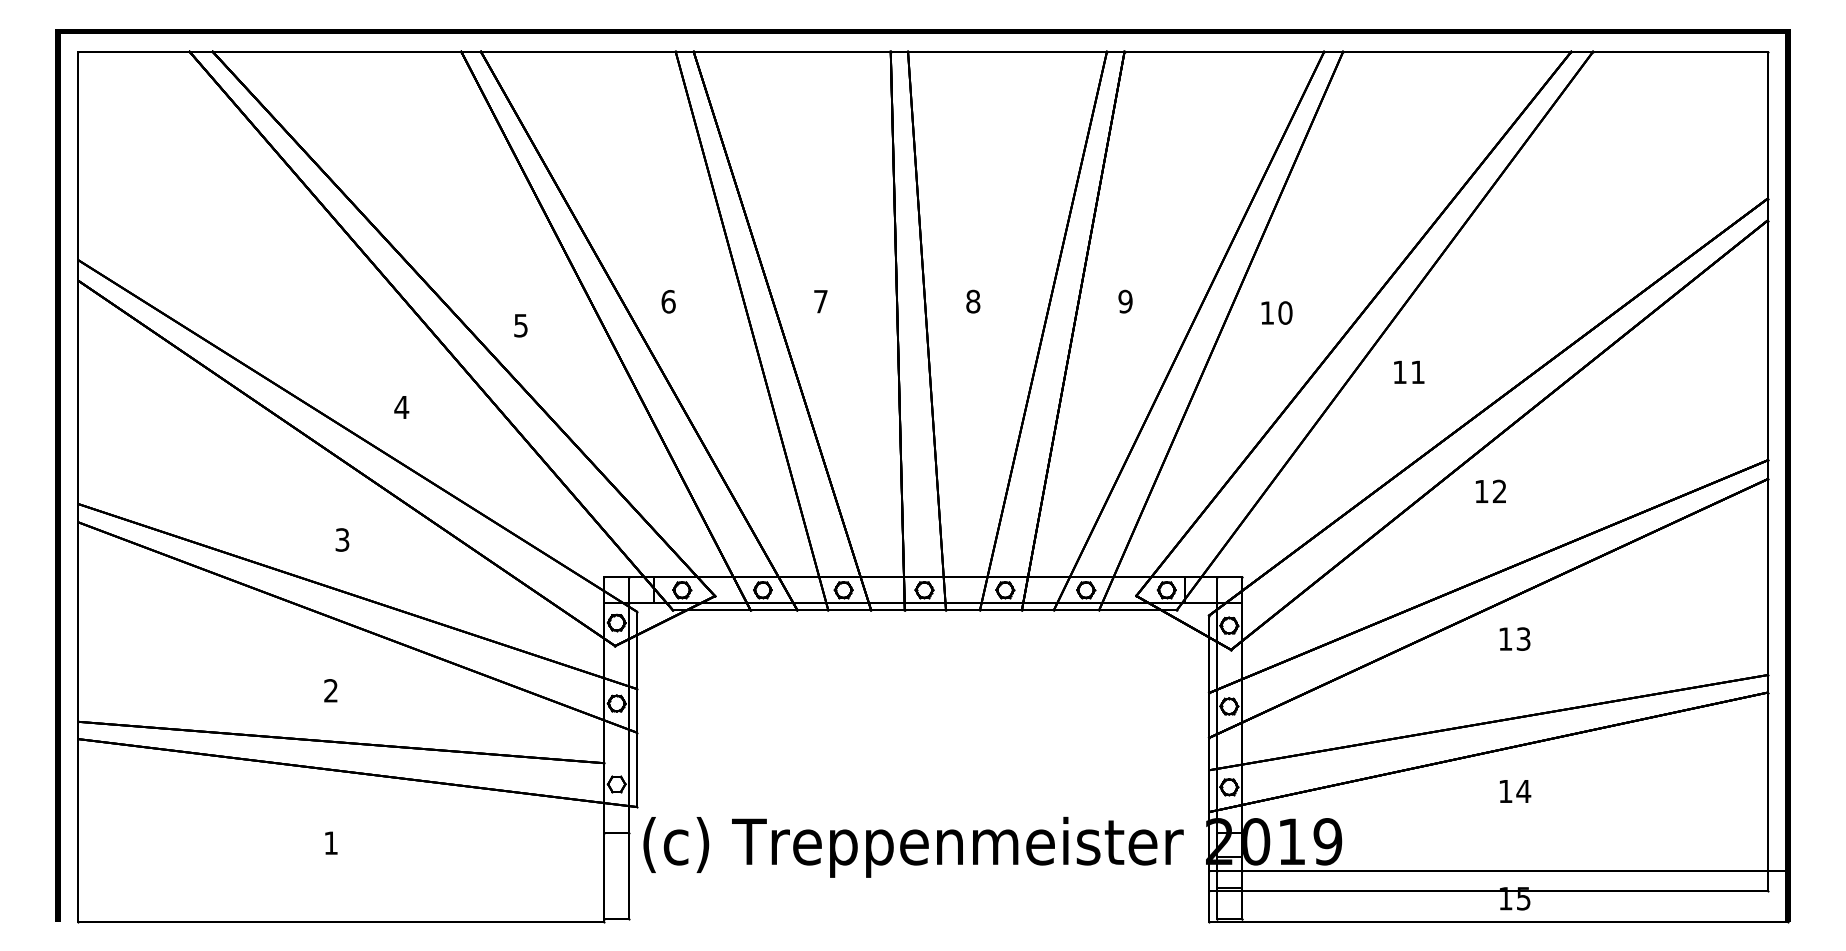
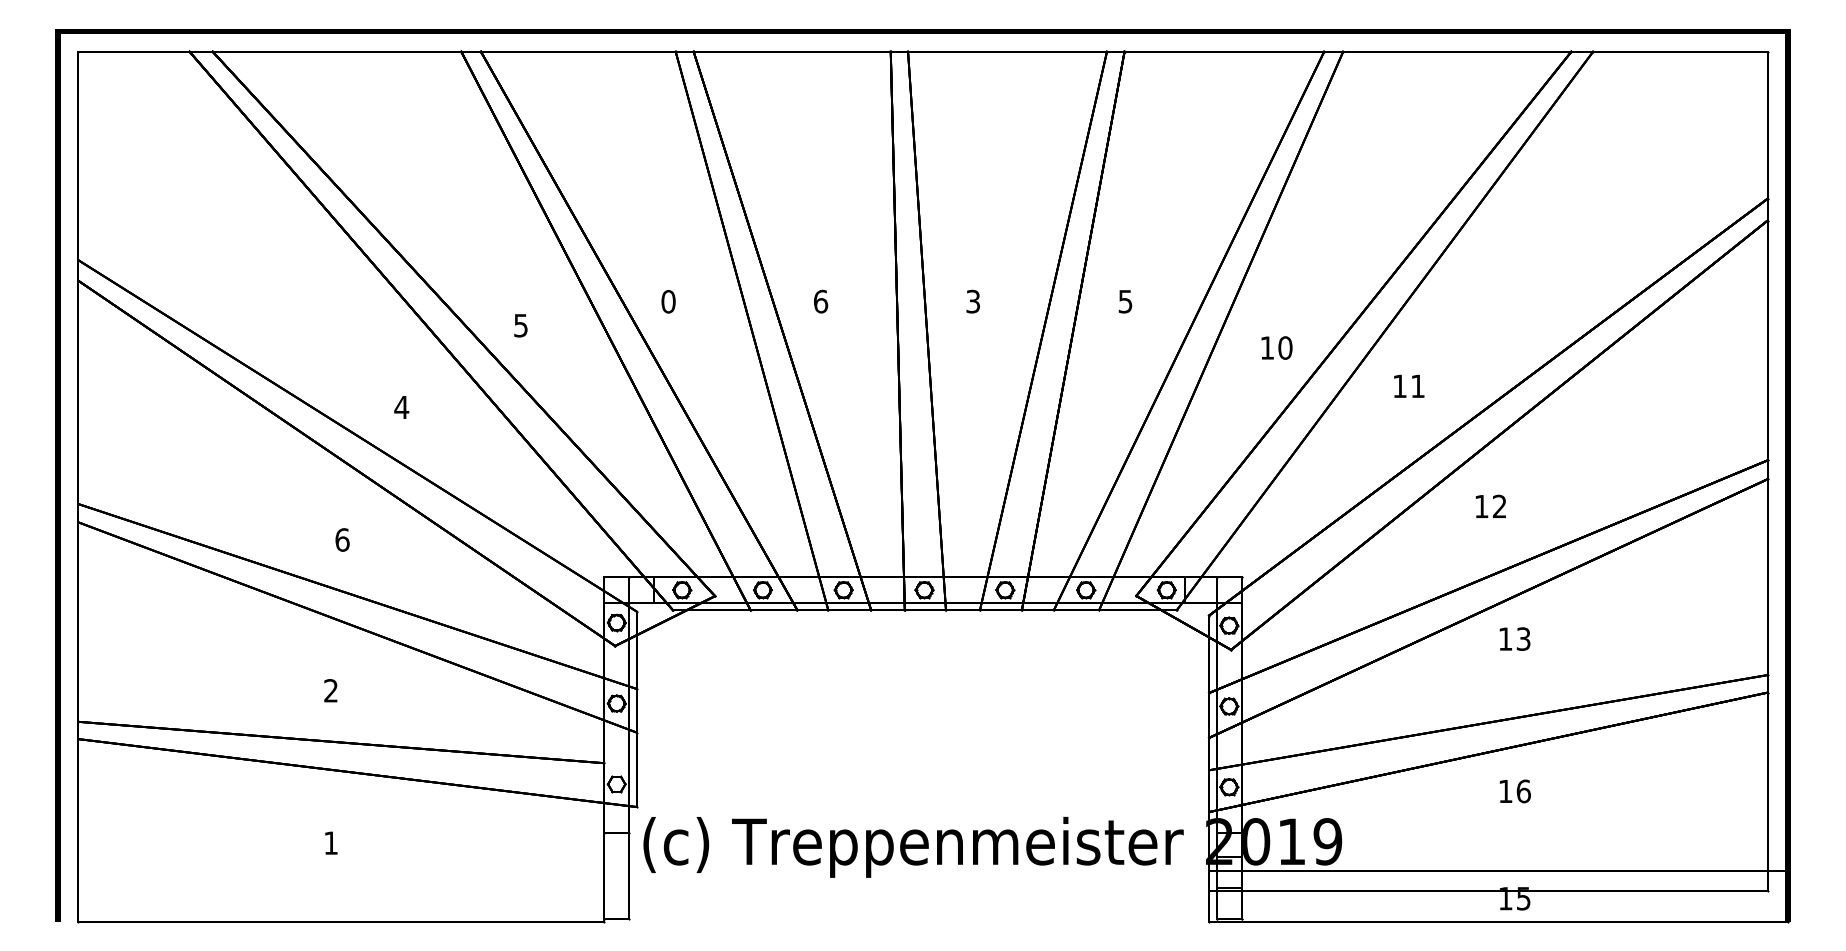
text: 6 -> 0 (668, 301)
text: 7 -> 6 (821, 301)
text: 8 -> 3 (973, 301)
text: 9 -> 5 (1125, 301)
text position: (1276, 312) -> (1276, 347) (1276, 347)
text position: (1409, 371) -> (1409, 385) (1409, 385)
text position: (1490, 490) -> (1490, 505) (1490, 505)
text: 3 -> 6 (342, 539)
text: 14 -> 16 (1523, 791)
